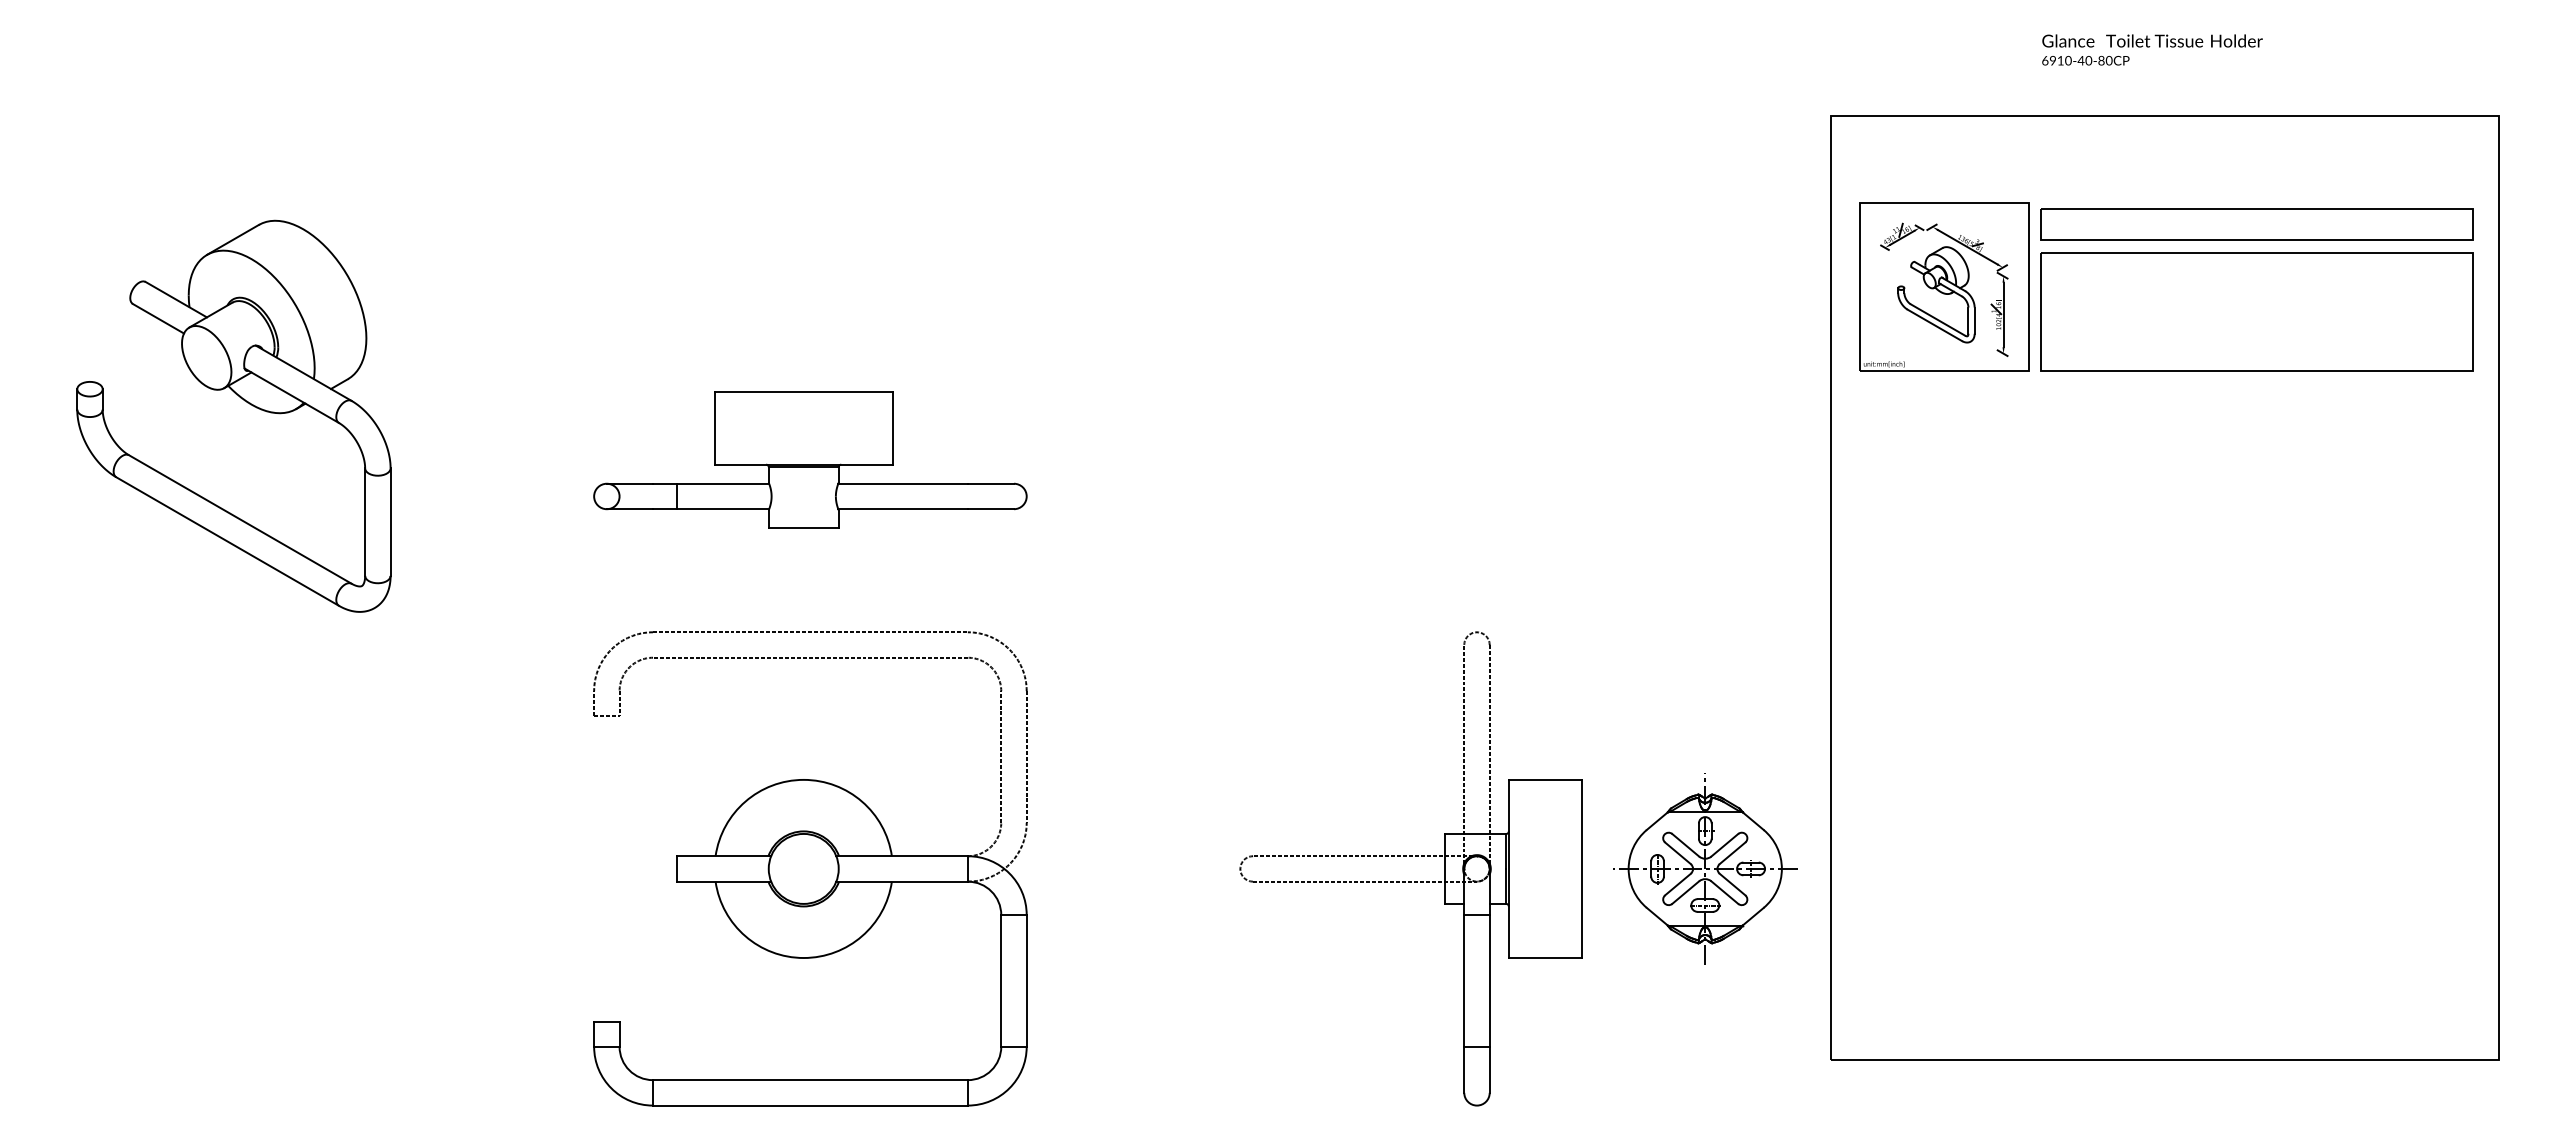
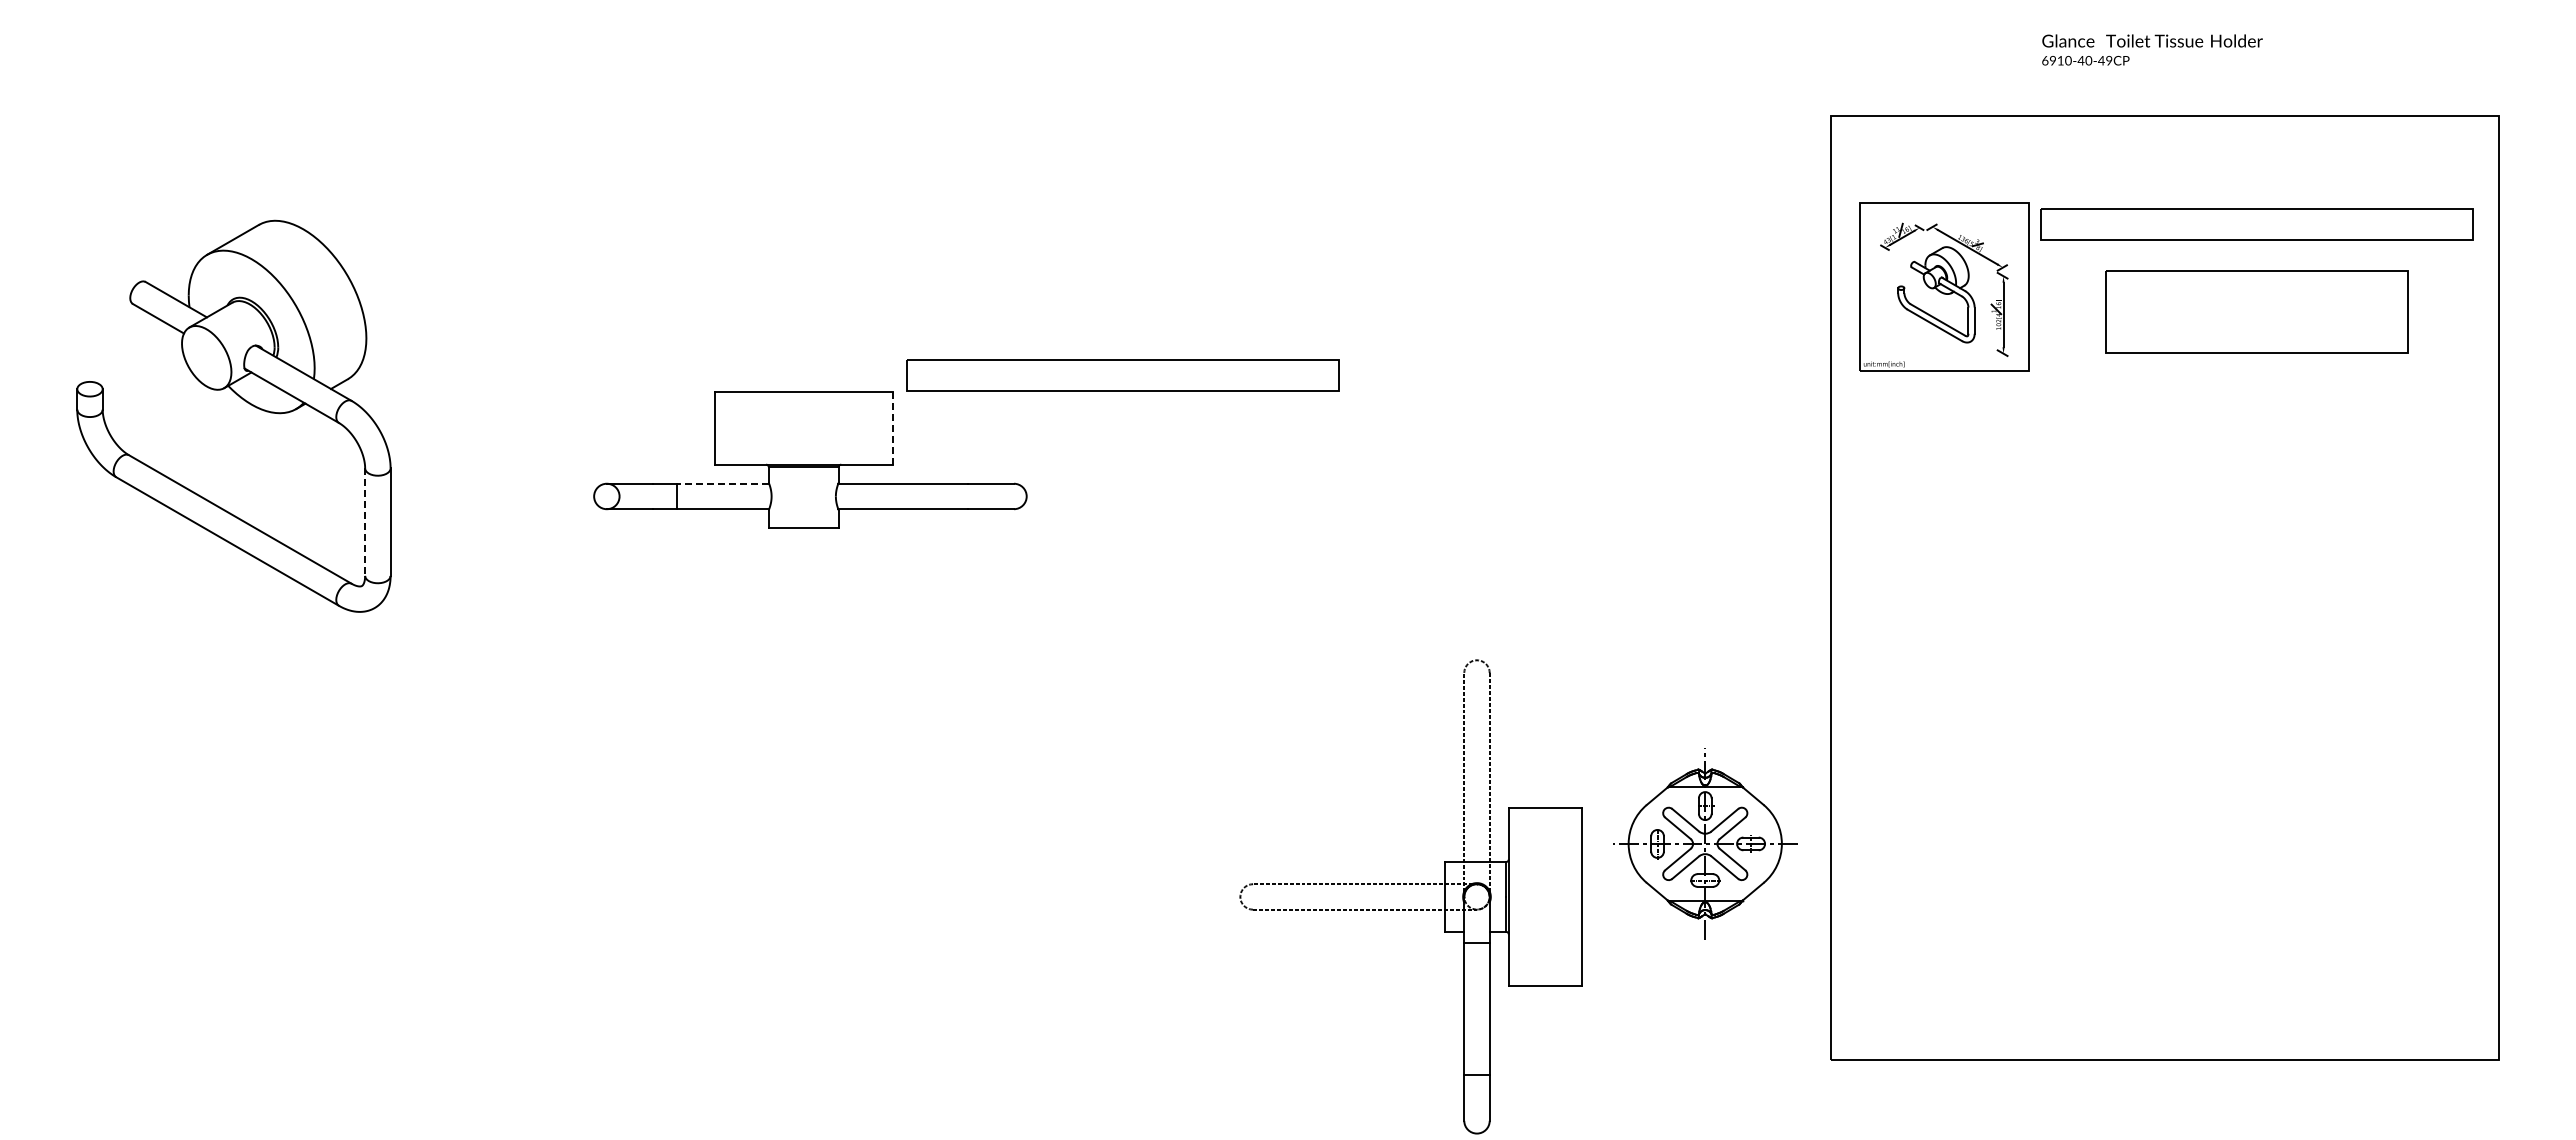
text: 6910-40-80CP -> 6910-40-49CP (2105, 60)
part size: 434x120 px -> 304x84 px (2256, 311)
part: none -> present (1122, 375)
line: solid -> dashed (892, 428)
line: solid -> dashed (722, 483)
line: solid -> dashed (365, 522)
part position: (1410, 856) -> (1410, 884) (1410, 884)
part: present -> none (810, 868)
part position: (1705, 868) -> (1705, 843) (1705, 843)
